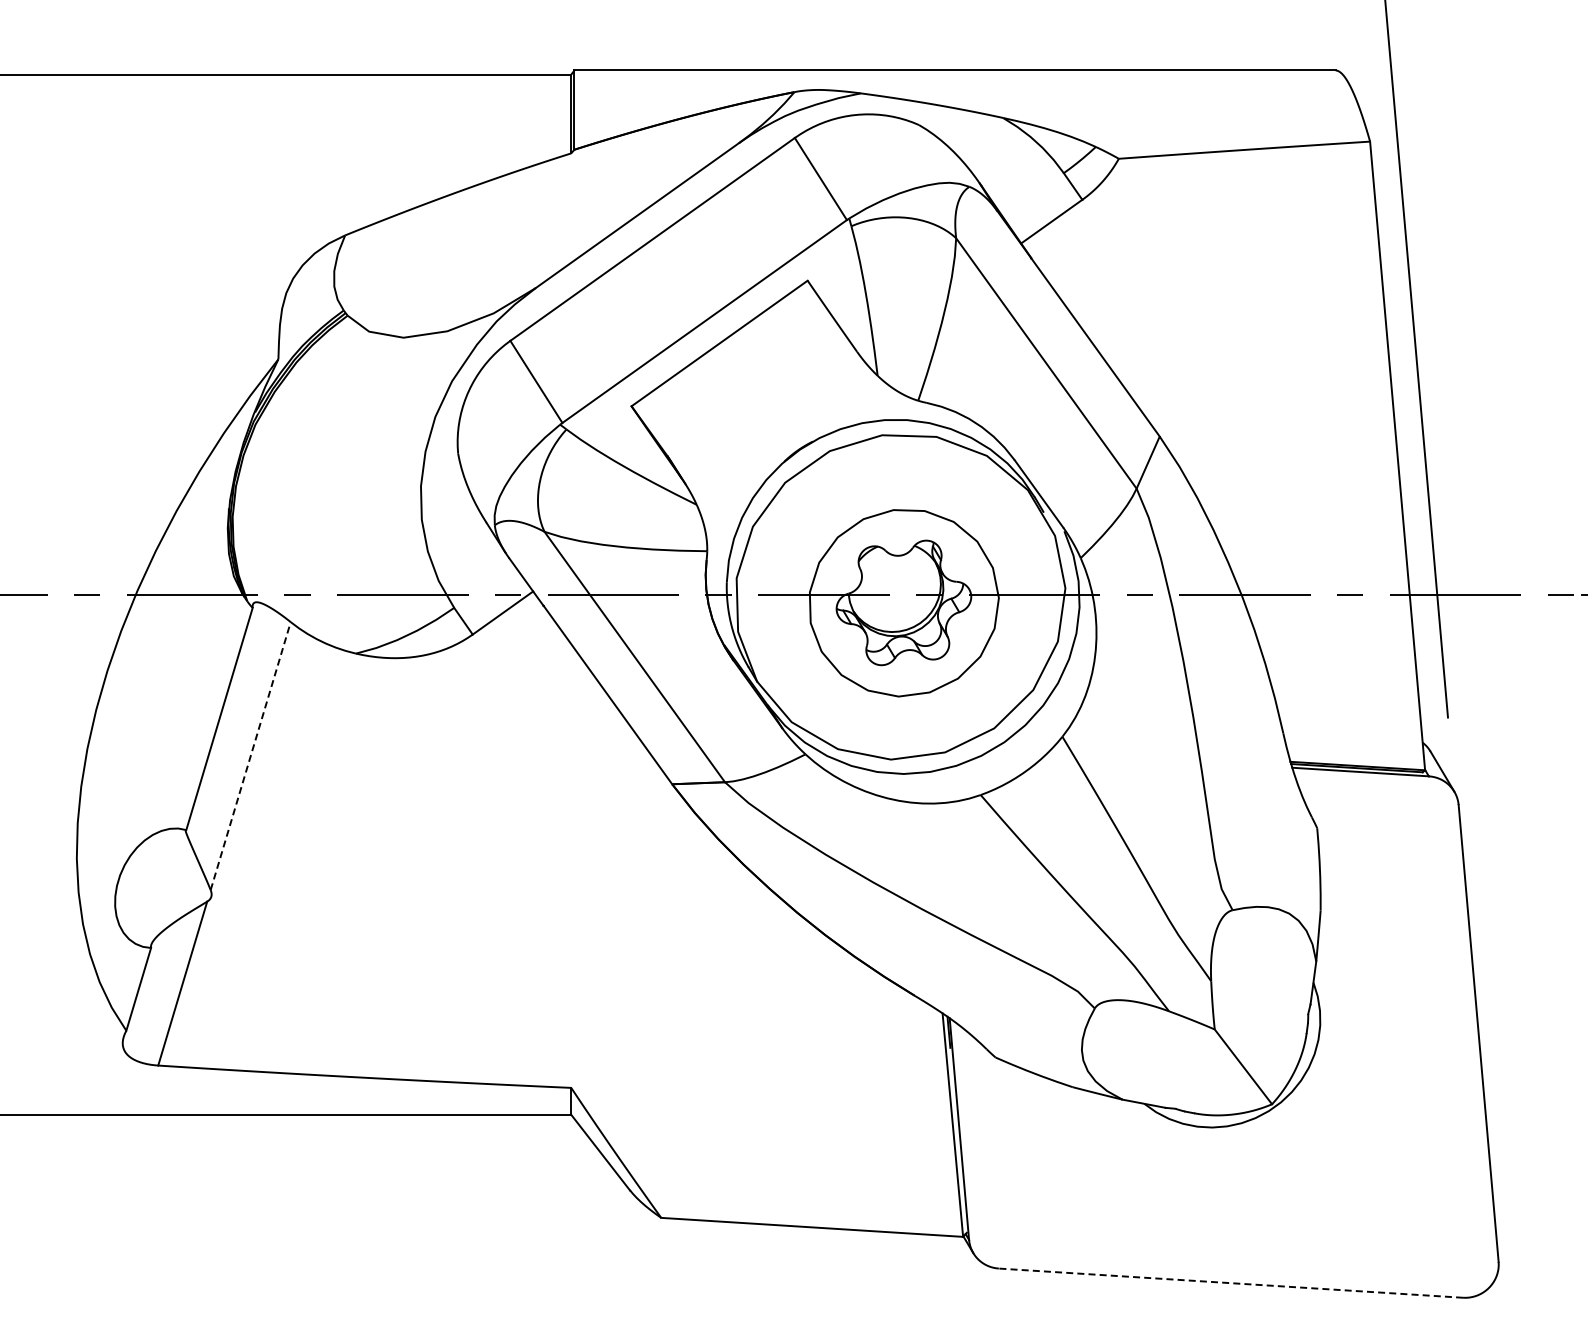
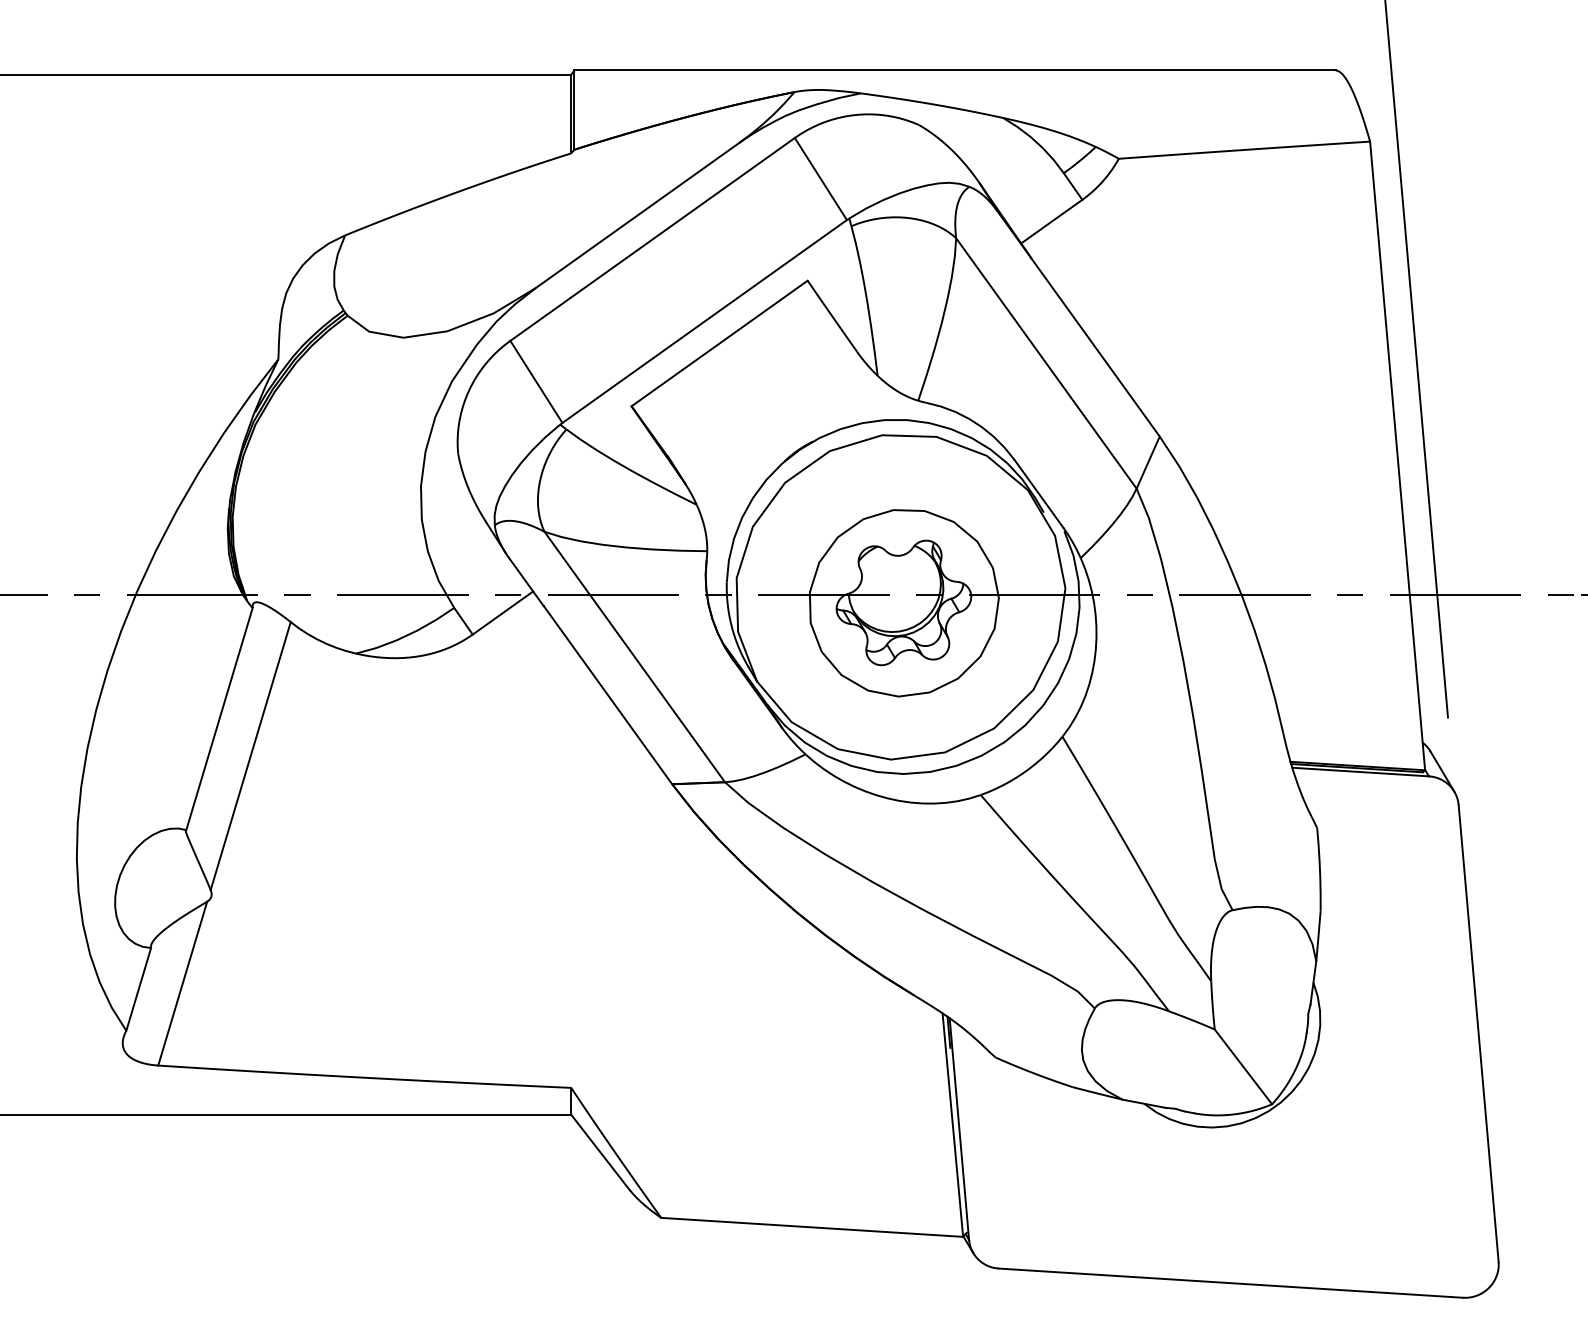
line: dashed -> solid (250, 756)
line: dashed -> solid (1230, 1283)
